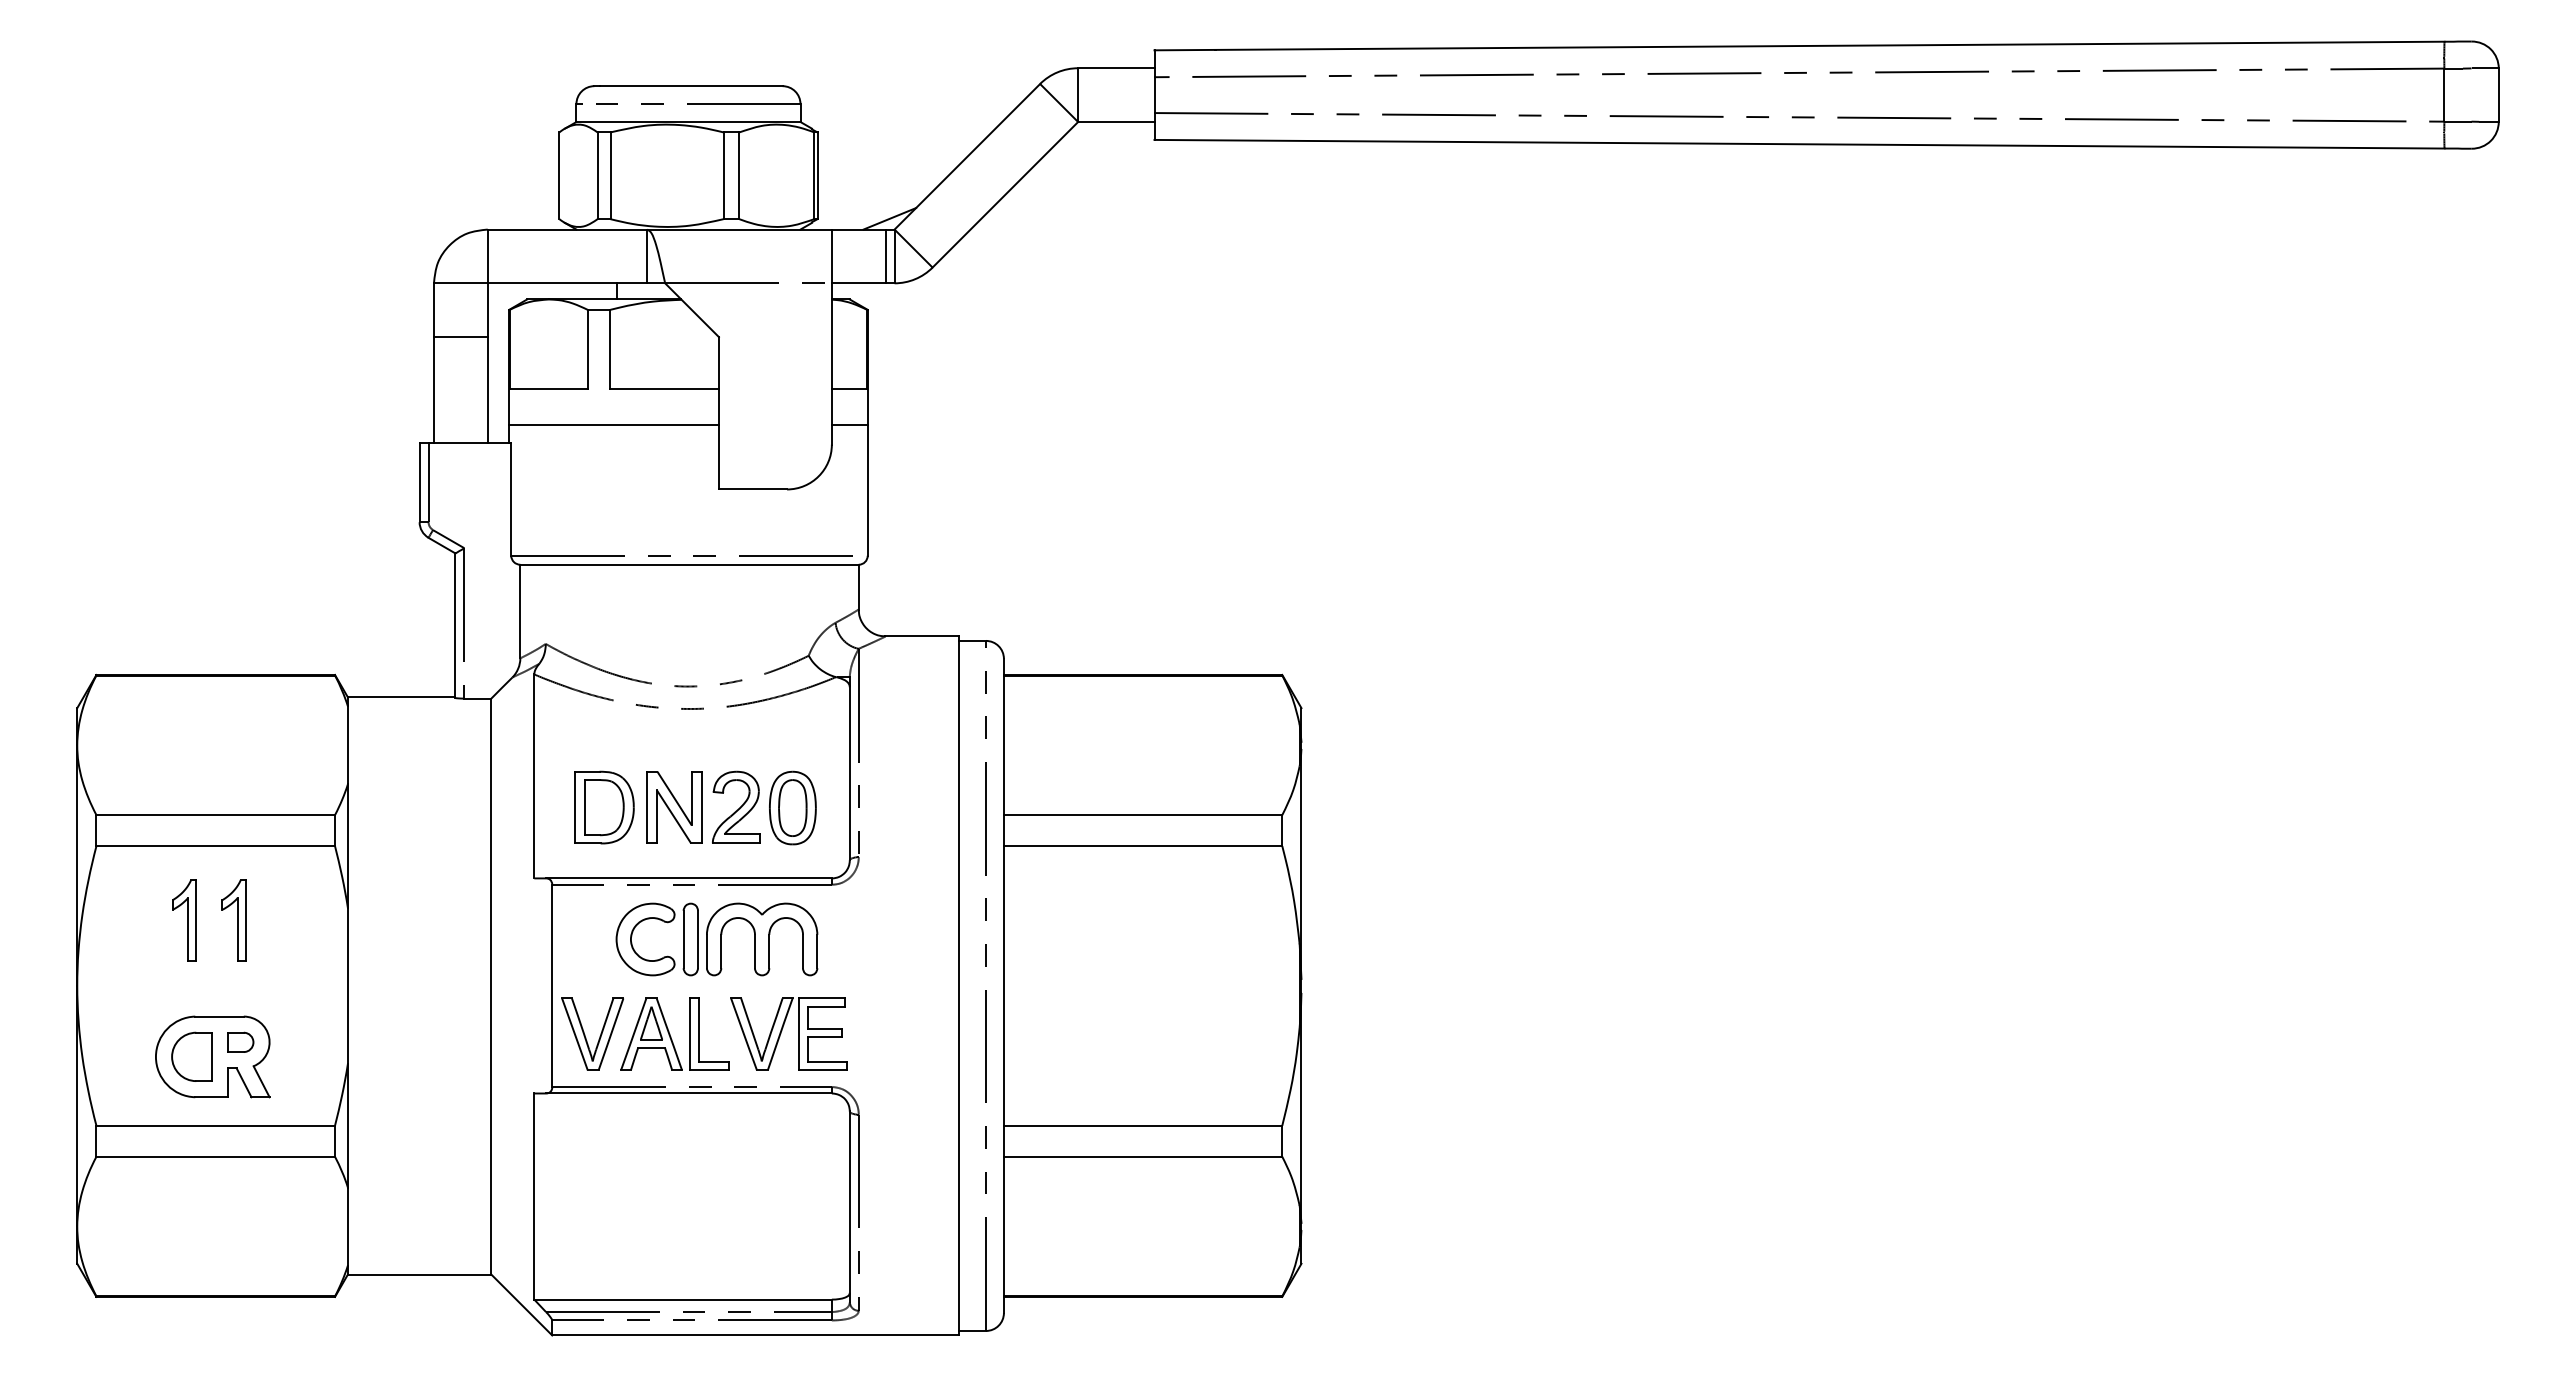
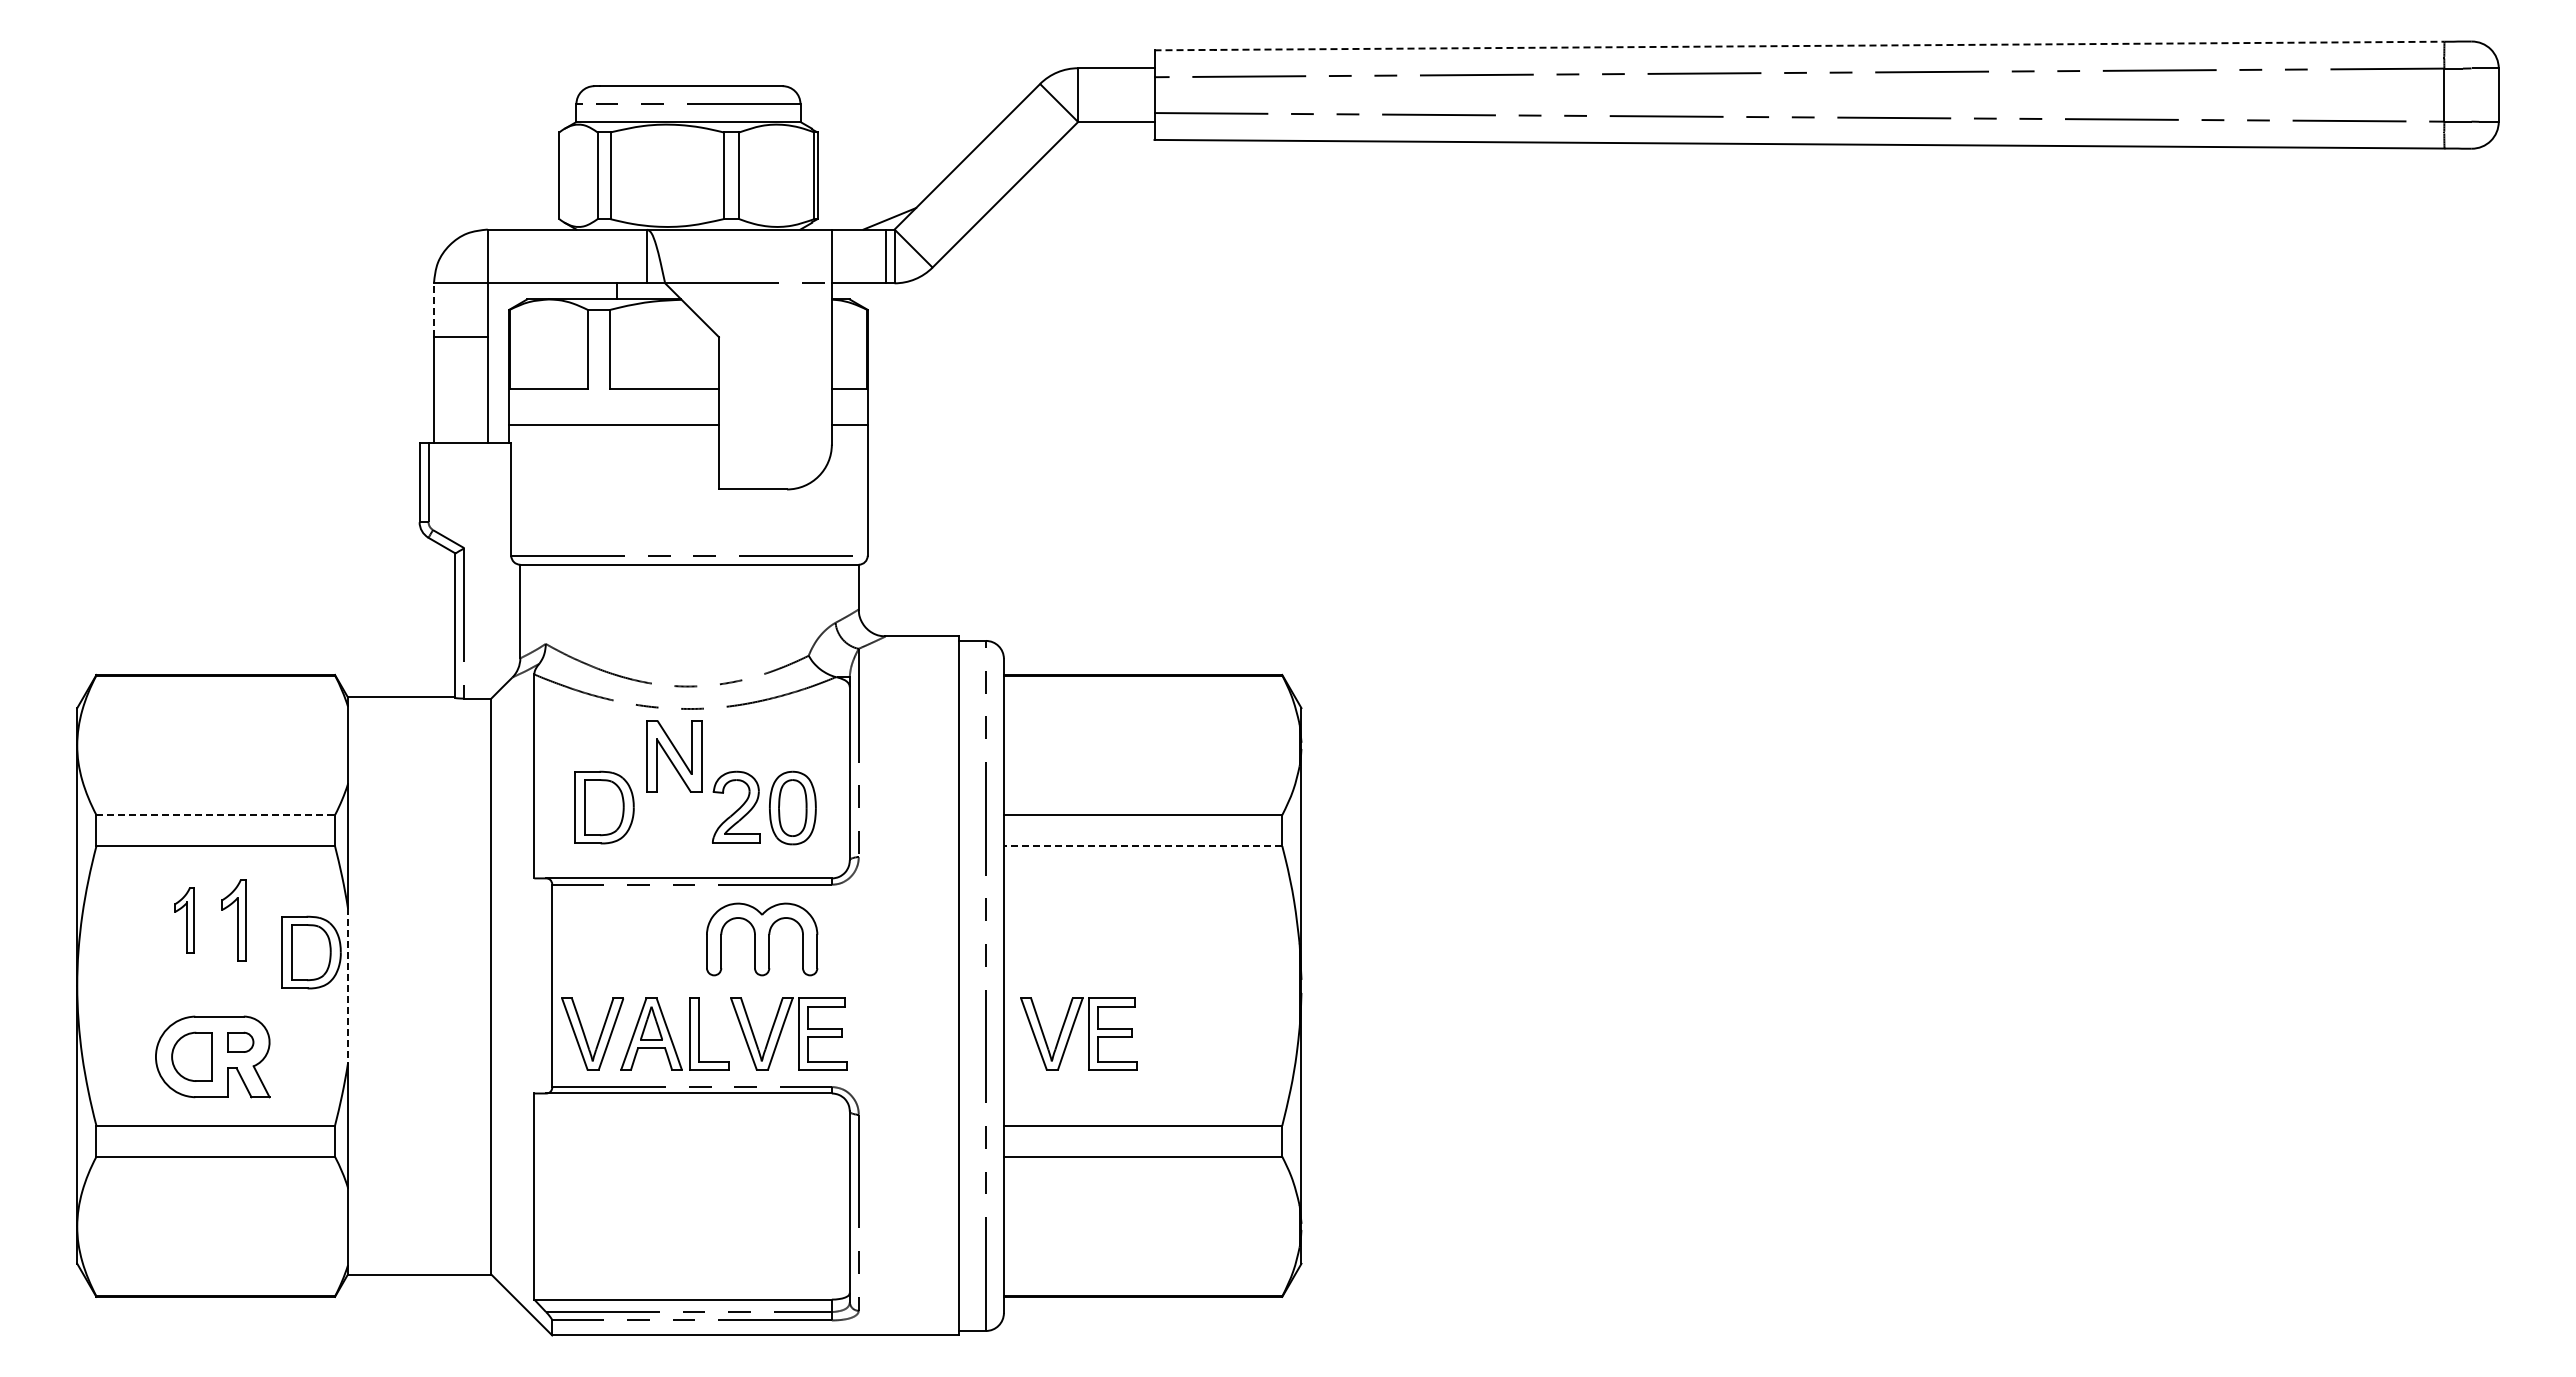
line: solid -> dashed (1799, 46)
line: solid -> dashed (433, 310)
part position: (674, 807) -> (674, 756) (674, 756)
line: solid -> dashed (216, 815)
line: solid -> dashed (1142, 846)
part size: 25x83 px -> 21x67 px (184, 920)
part: none -> present (311, 952)
part: present -> none (663, 956)
line: solid -> dashed (347, 985)
part: none -> present (1072, 1031)
